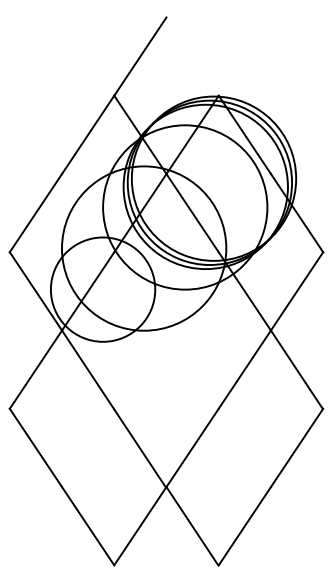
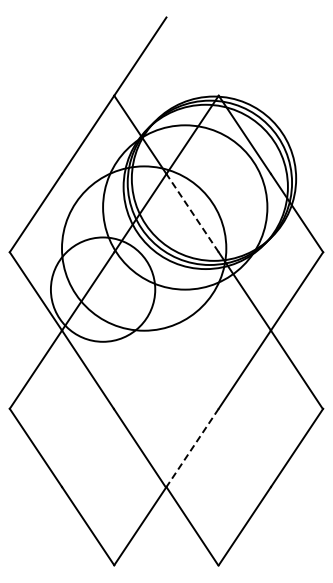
line: solid -> dashed (192, 212)
line: solid -> dashed (192, 448)
